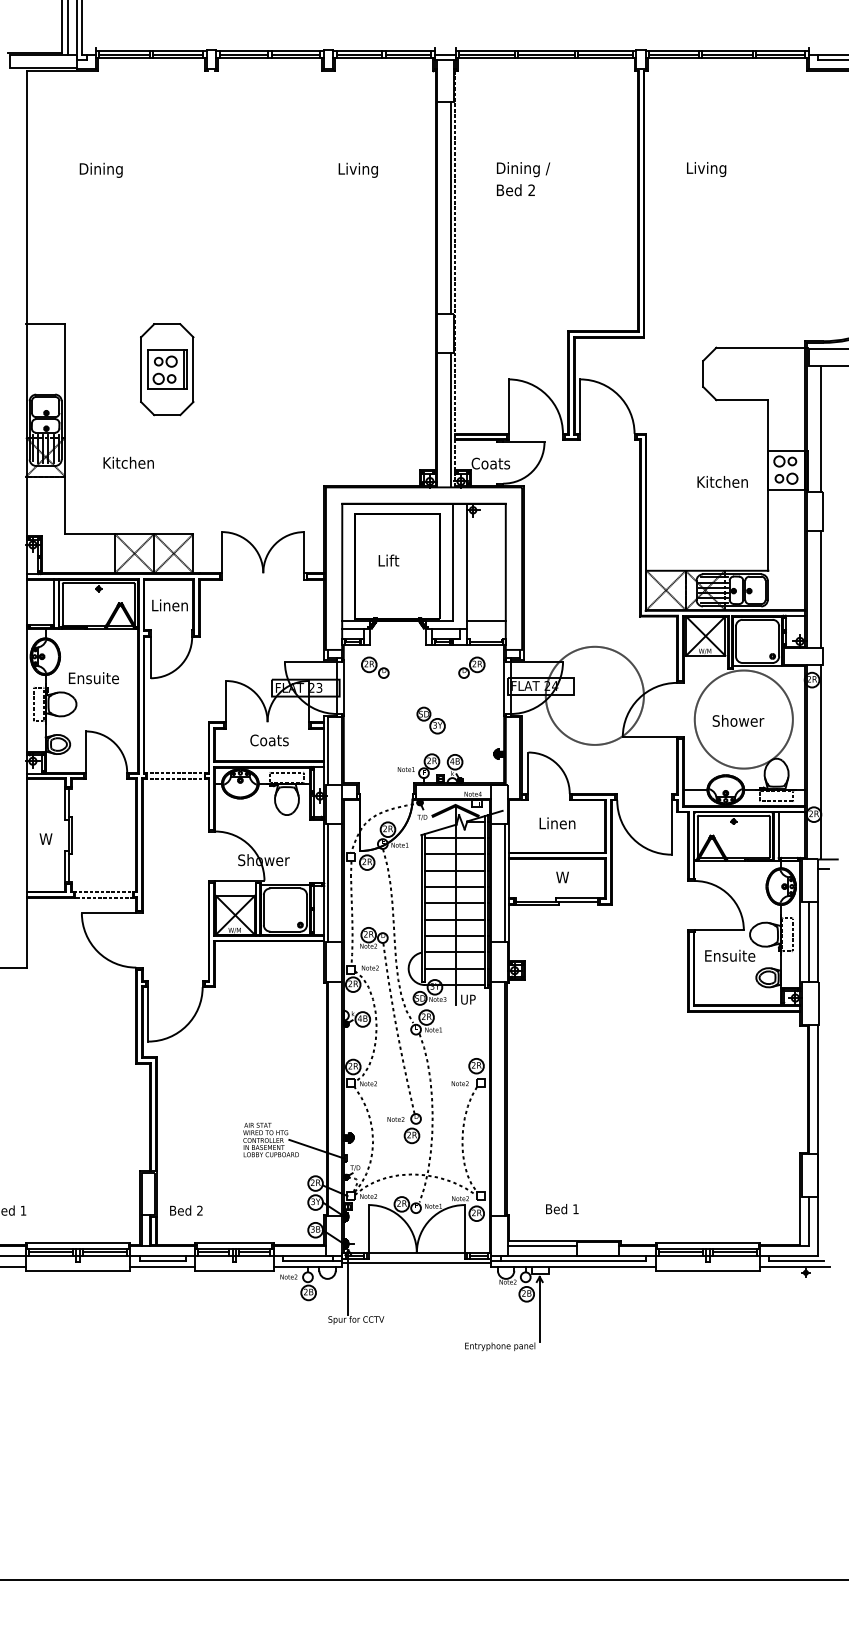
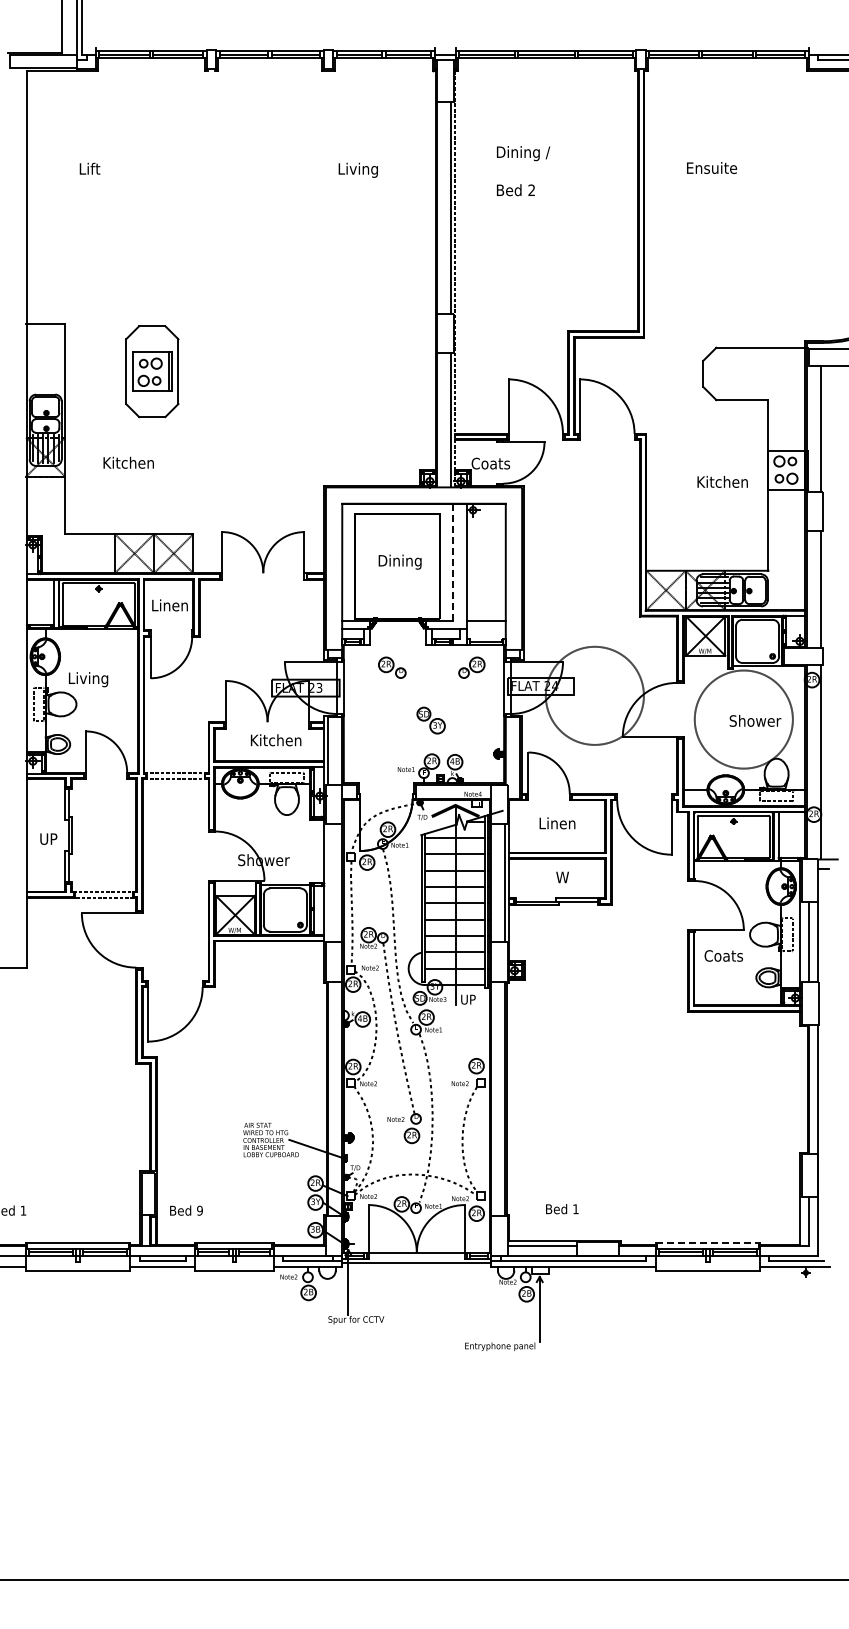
line: present -> none (67, 28)
text: Dining -> Lift (101, 169)
text position: (523, 169) -> (523, 153) (523, 153)
text: Living -> Ensuite (712, 169)
part position: (167, 369) -> (152, 371) (152, 371)
text: Lift -> Dining (400, 561)
line: solid -> dashed (453, 562)
part position: (375, 667) -> (392, 667) (392, 667)
text: Ensuite -> Living (94, 679)
text position: (738, 720) -> (755, 720) (755, 720)
text: Coats -> Kitchen (275, 740)
text: W -> UP (48, 838)
line: present -> none (328, 882)
text: Ensuite -> Coats (729, 955)
text: 2 -> 9 (199, 1210)
line: solid -> dashed (708, 1243)
